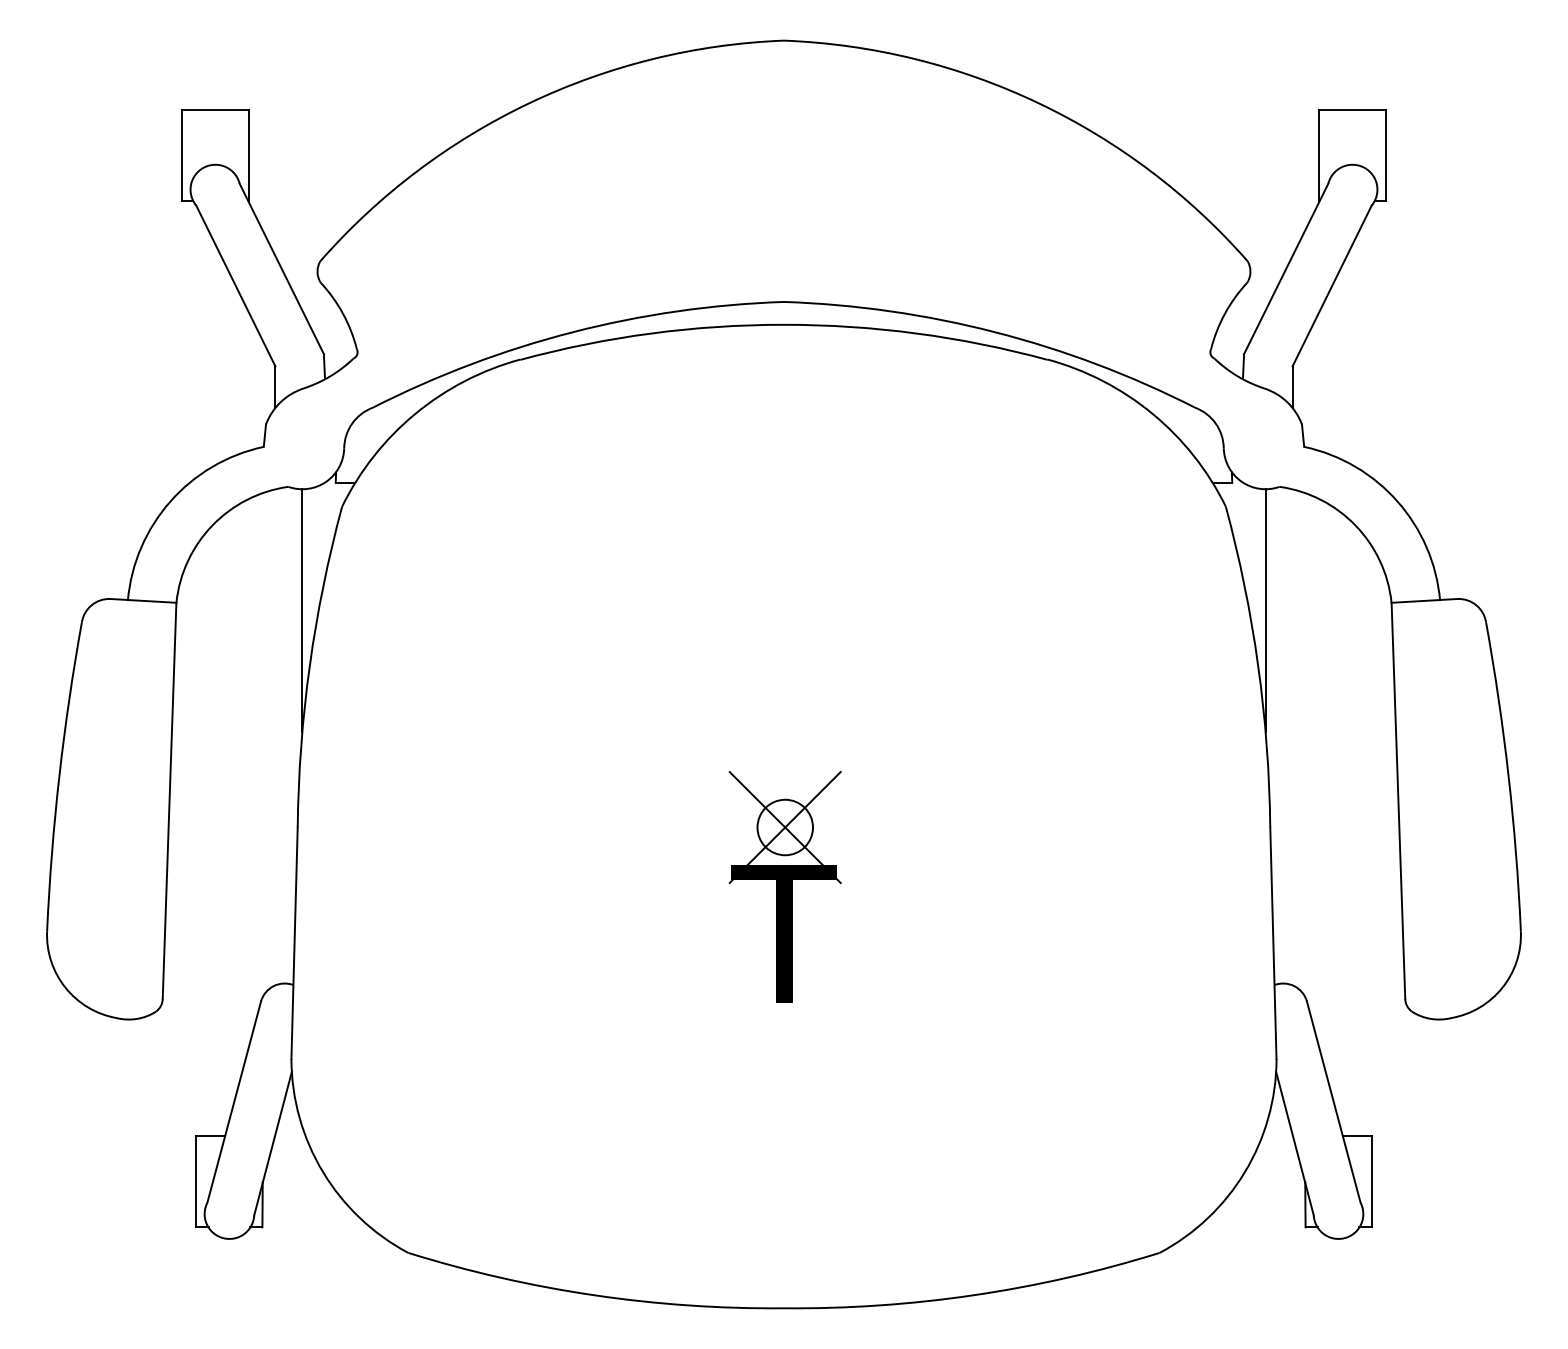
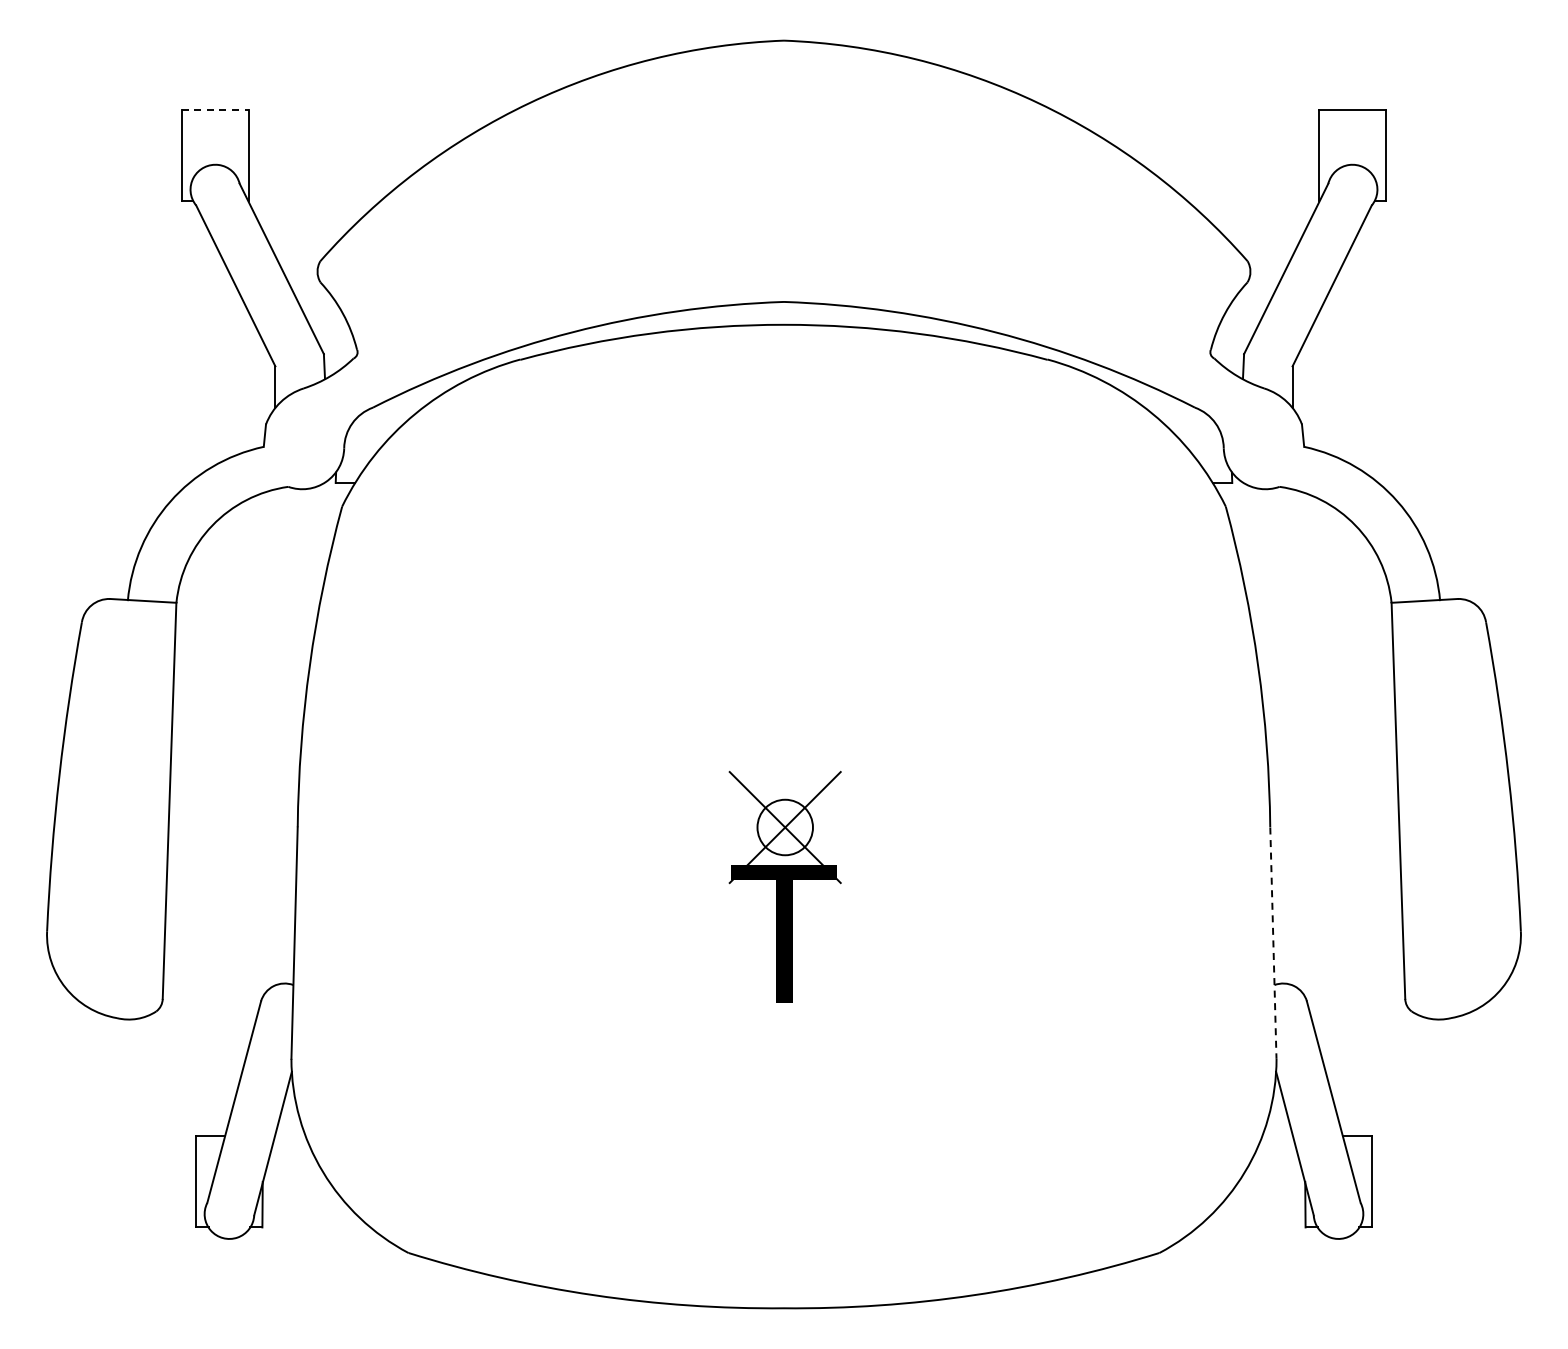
line: solid -> dashed (215, 109)
line: present -> none (302, 610)
line: present -> none (1265, 610)
line: solid -> dashed (1273, 943)
